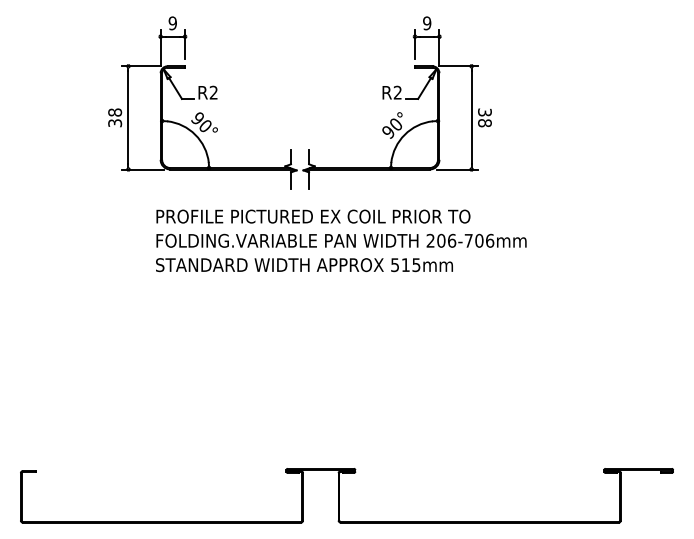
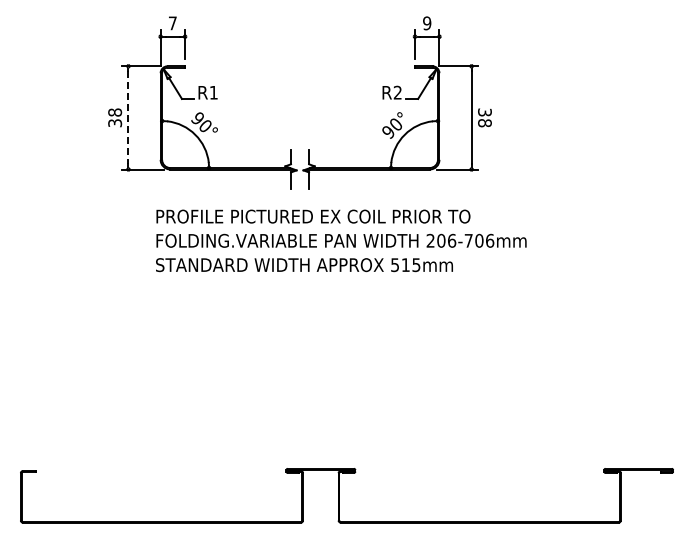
text: 9 -> 7 (172, 23)
text: R2 -> R1 (213, 92)
line: solid -> dashed (128, 117)
